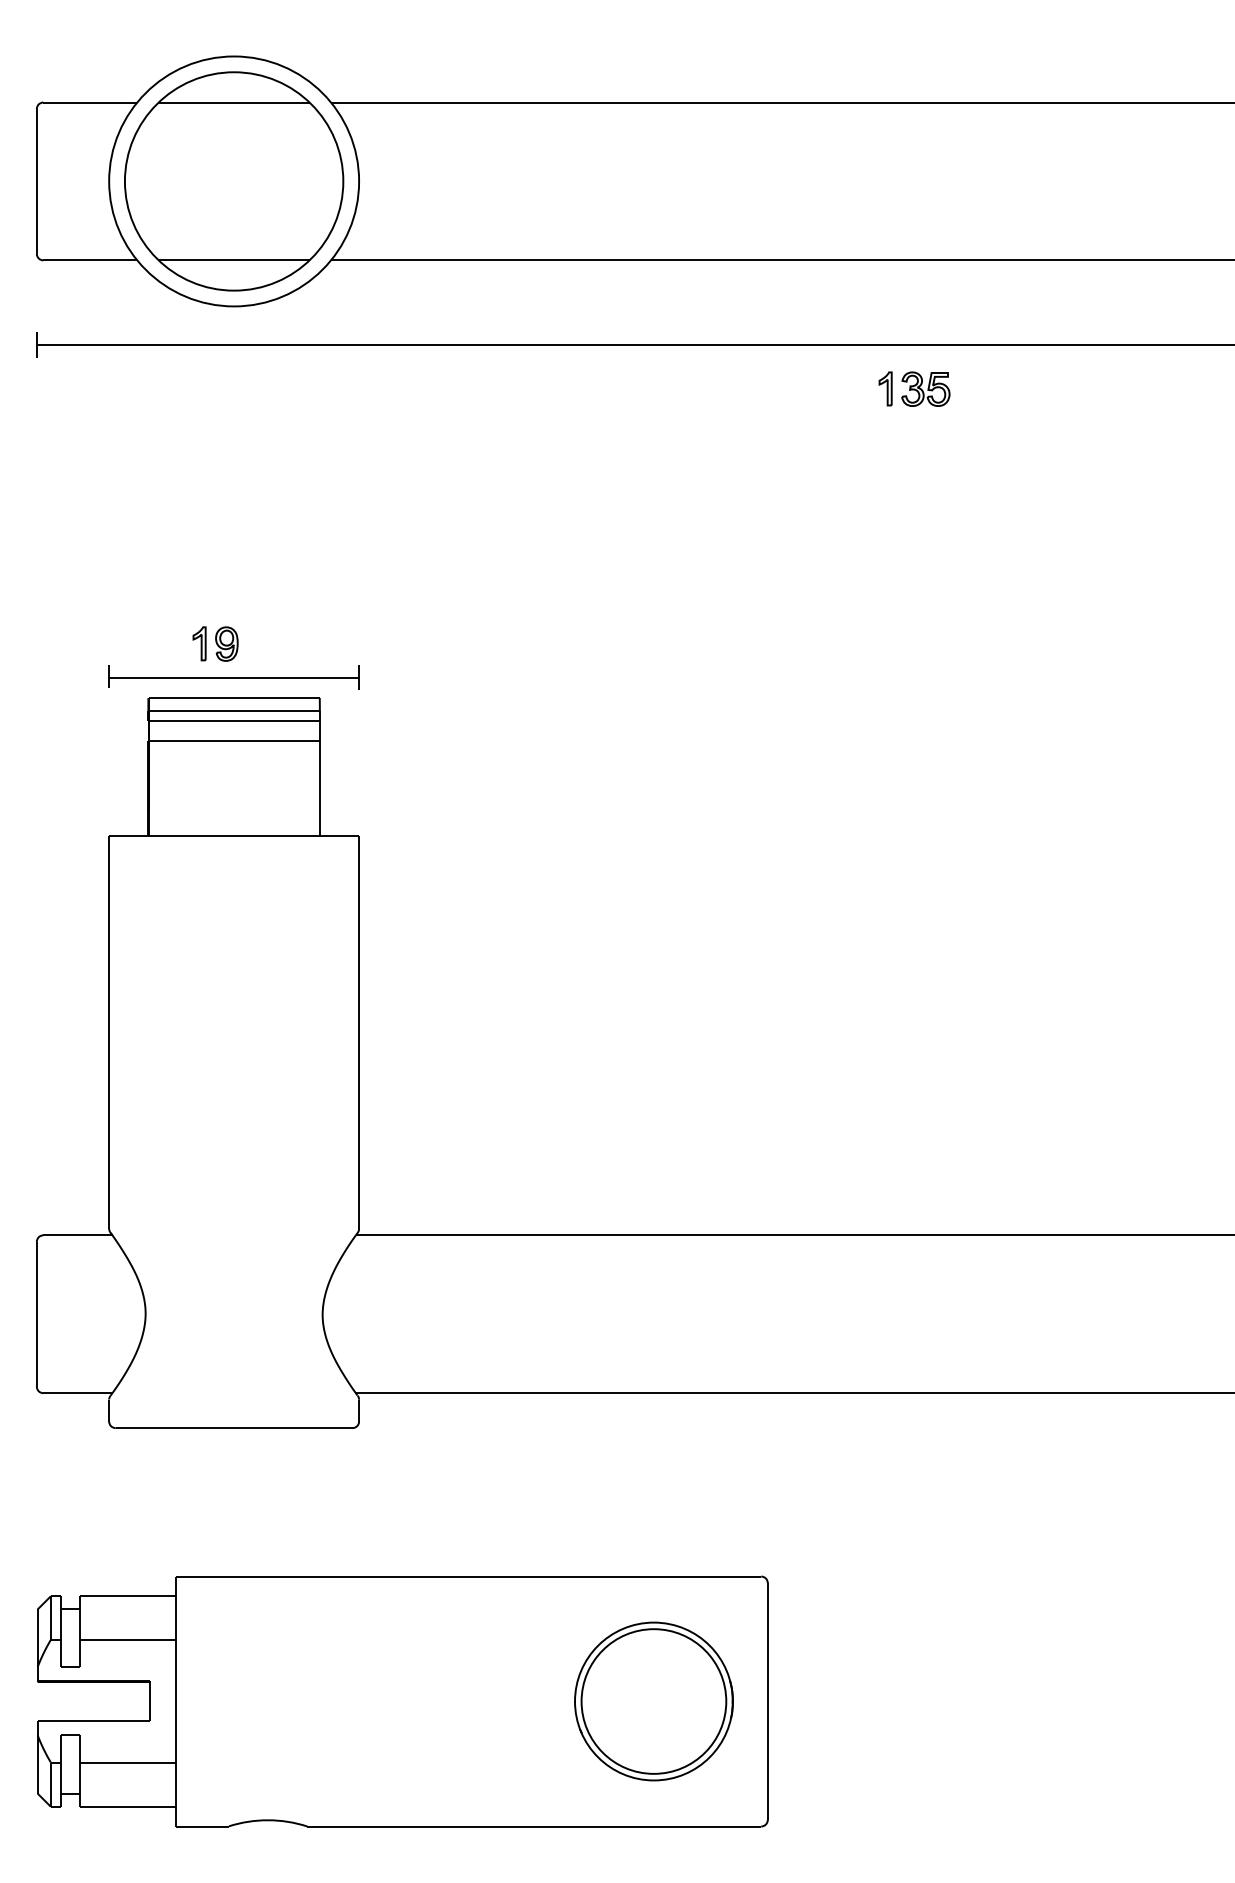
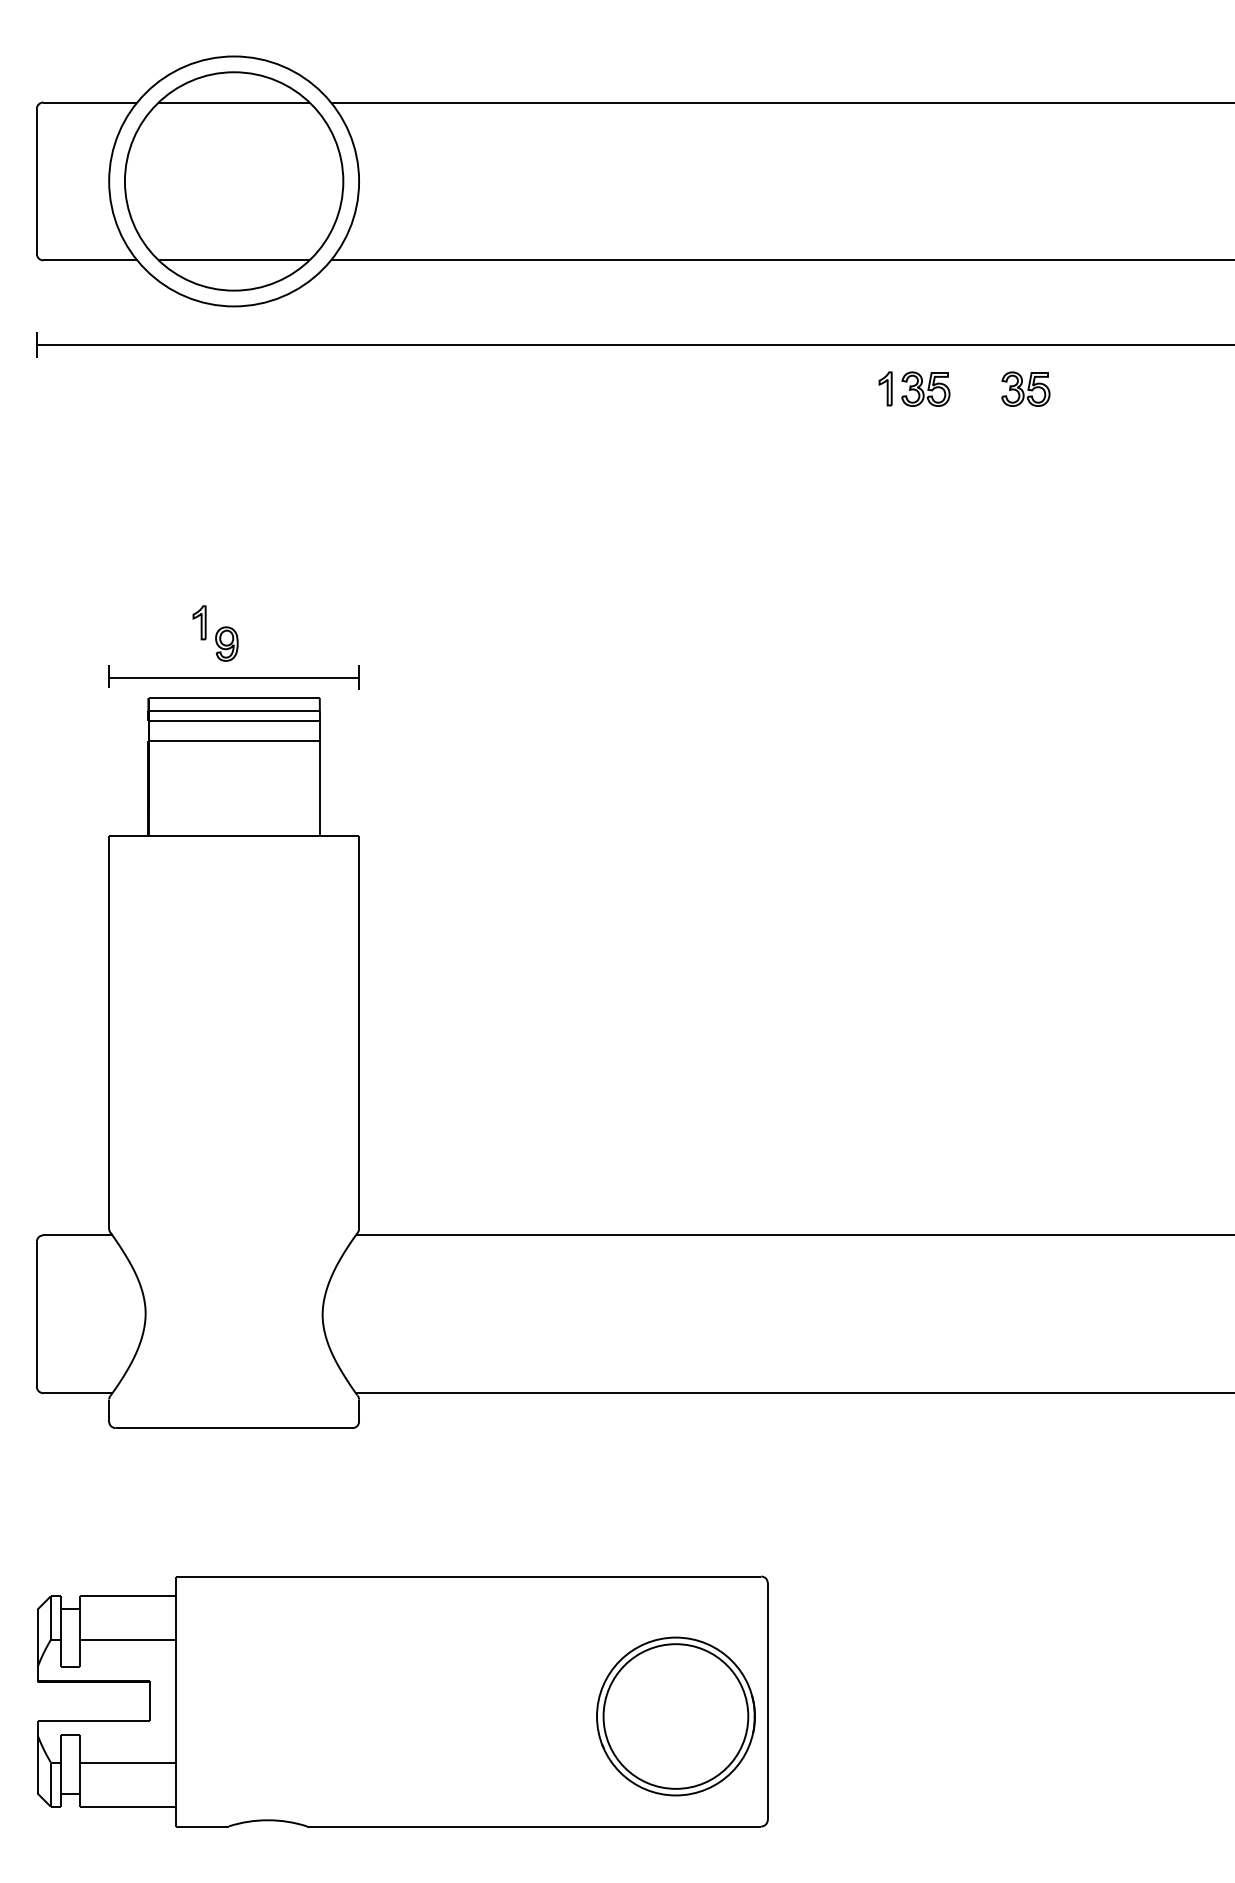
part: none -> present (1025, 388)
part position: (199, 643) -> (199, 622) (199, 622)
part position: (653, 1701) -> (675, 1716) (675, 1716)
